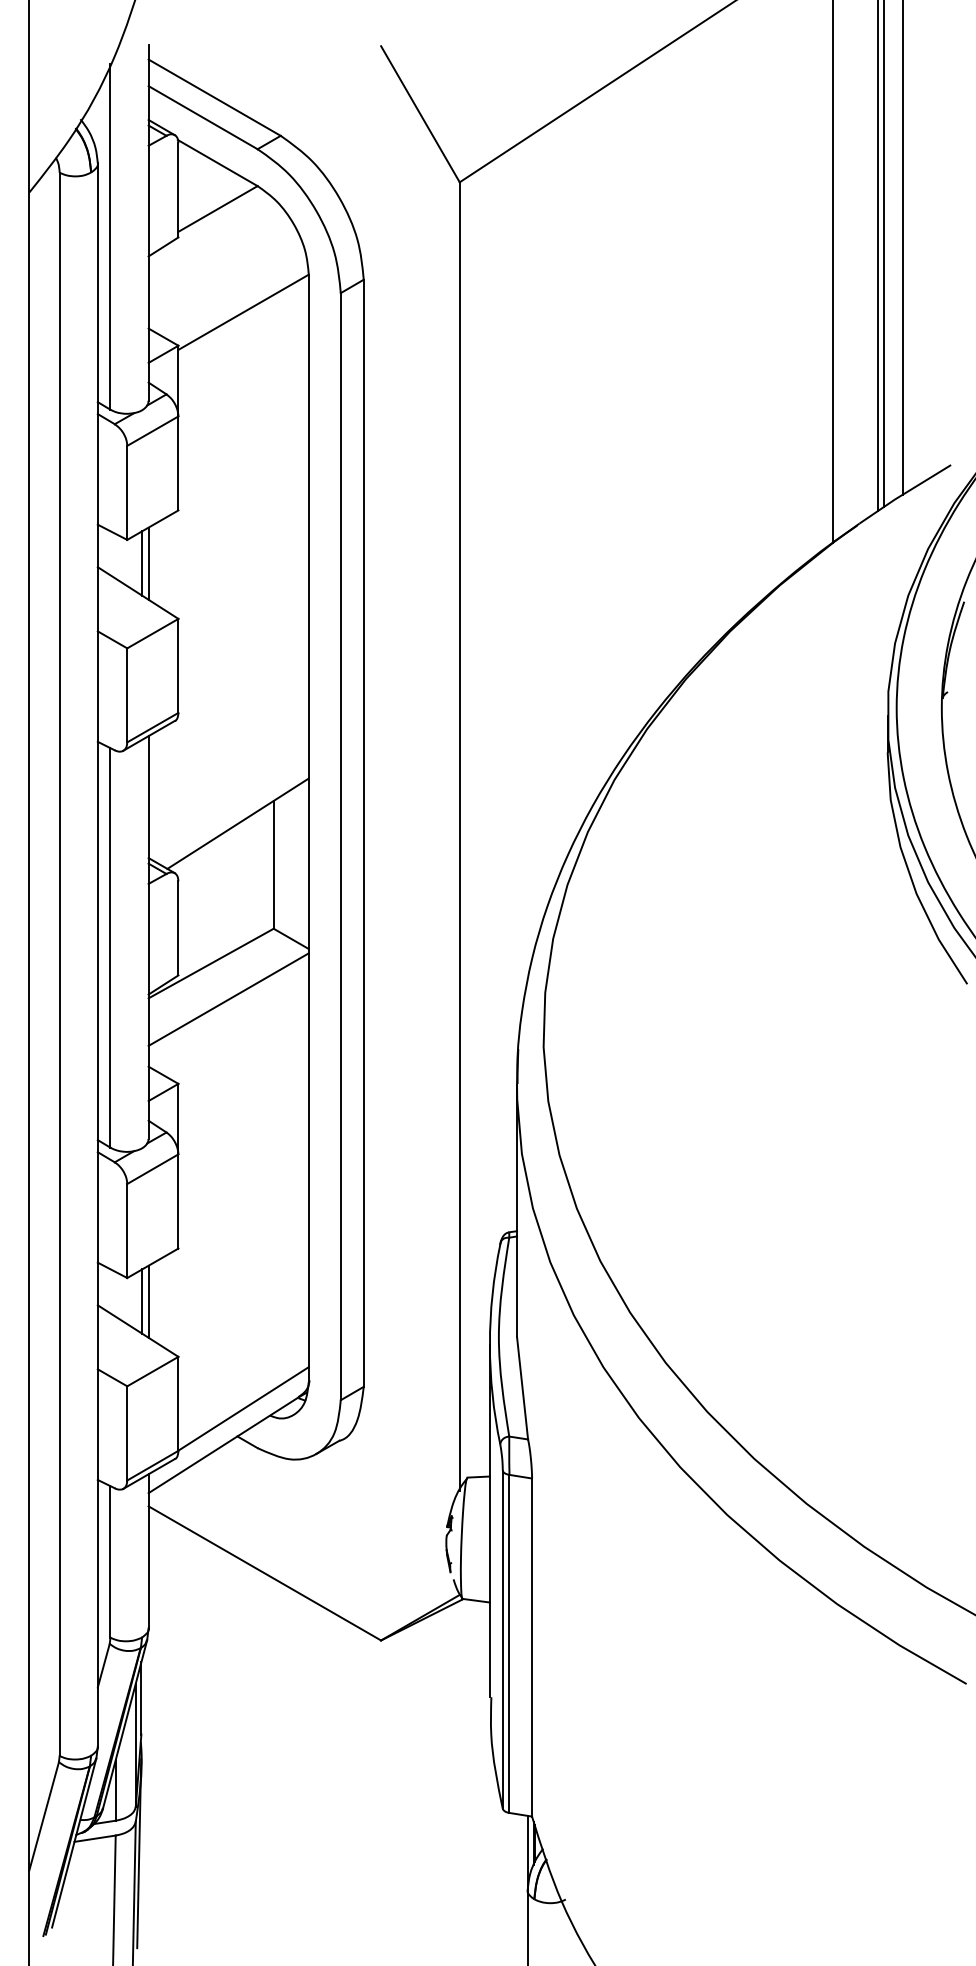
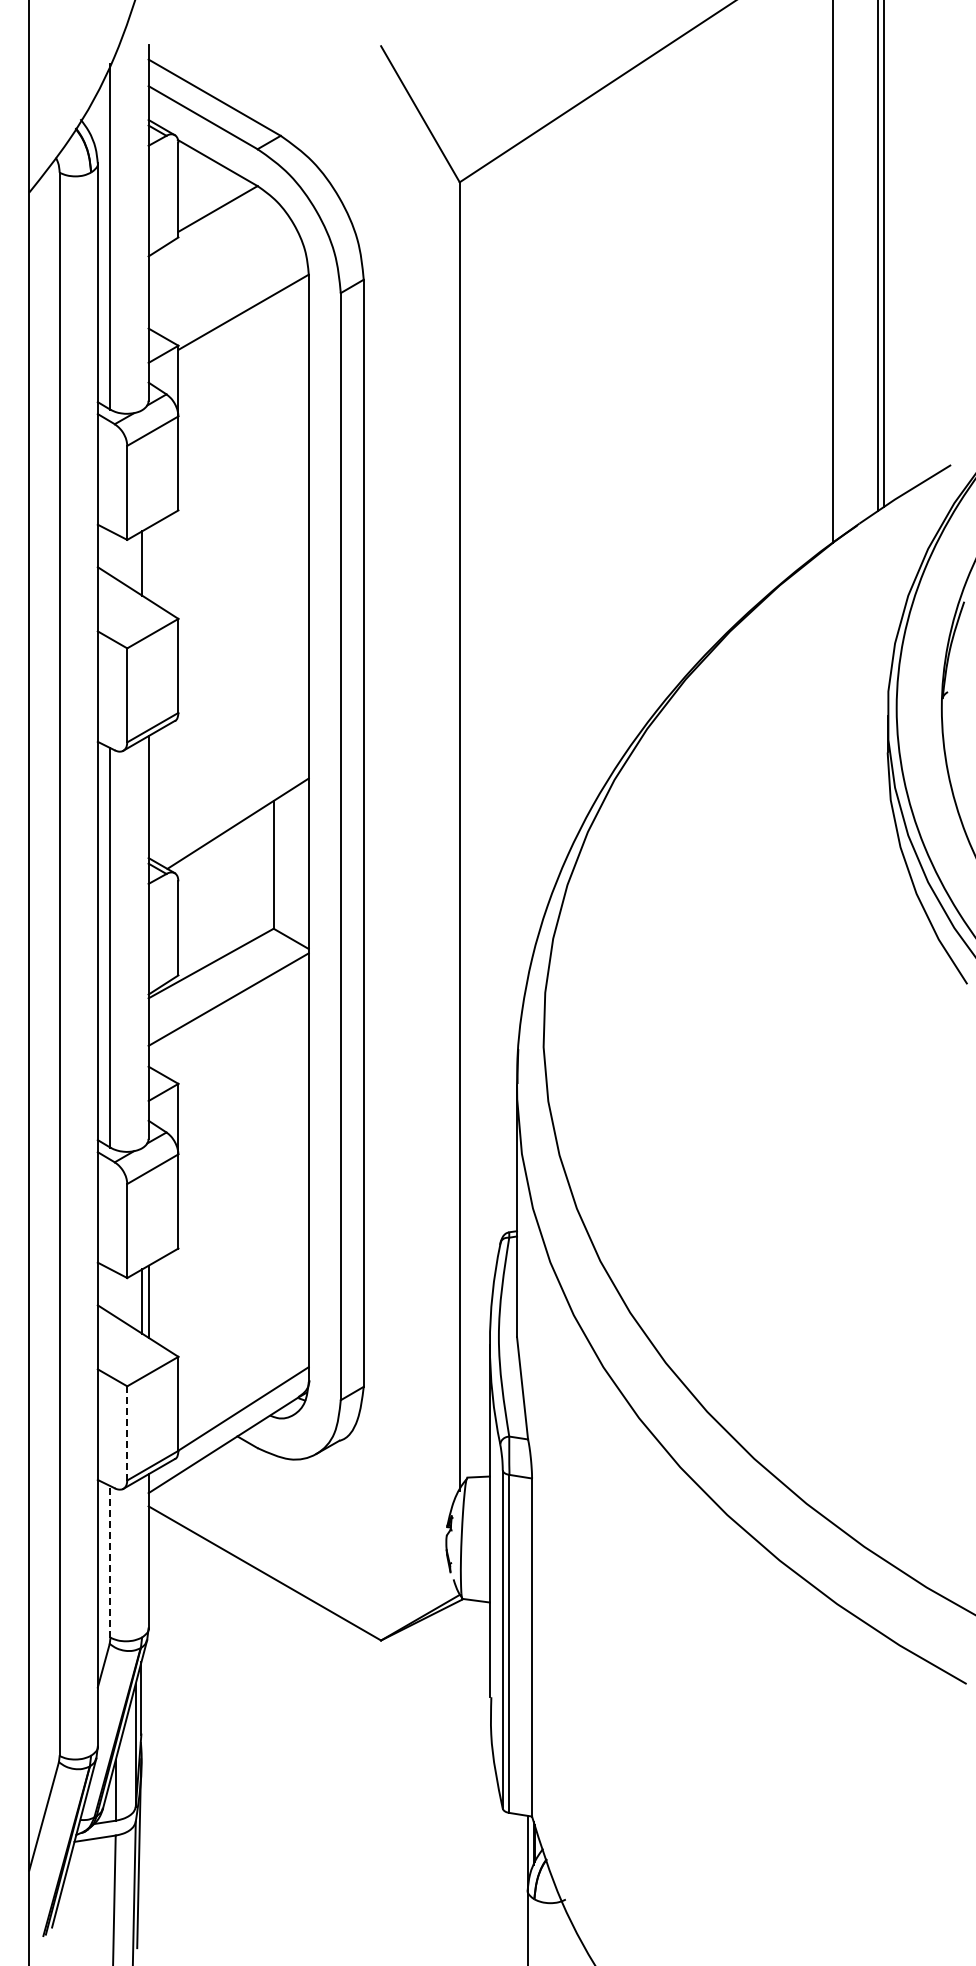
line: present -> none (902, 248)
line: present -> none (148, 563)
line: solid -> dashed (127, 1432)
line: solid -> dashed (110, 1562)
